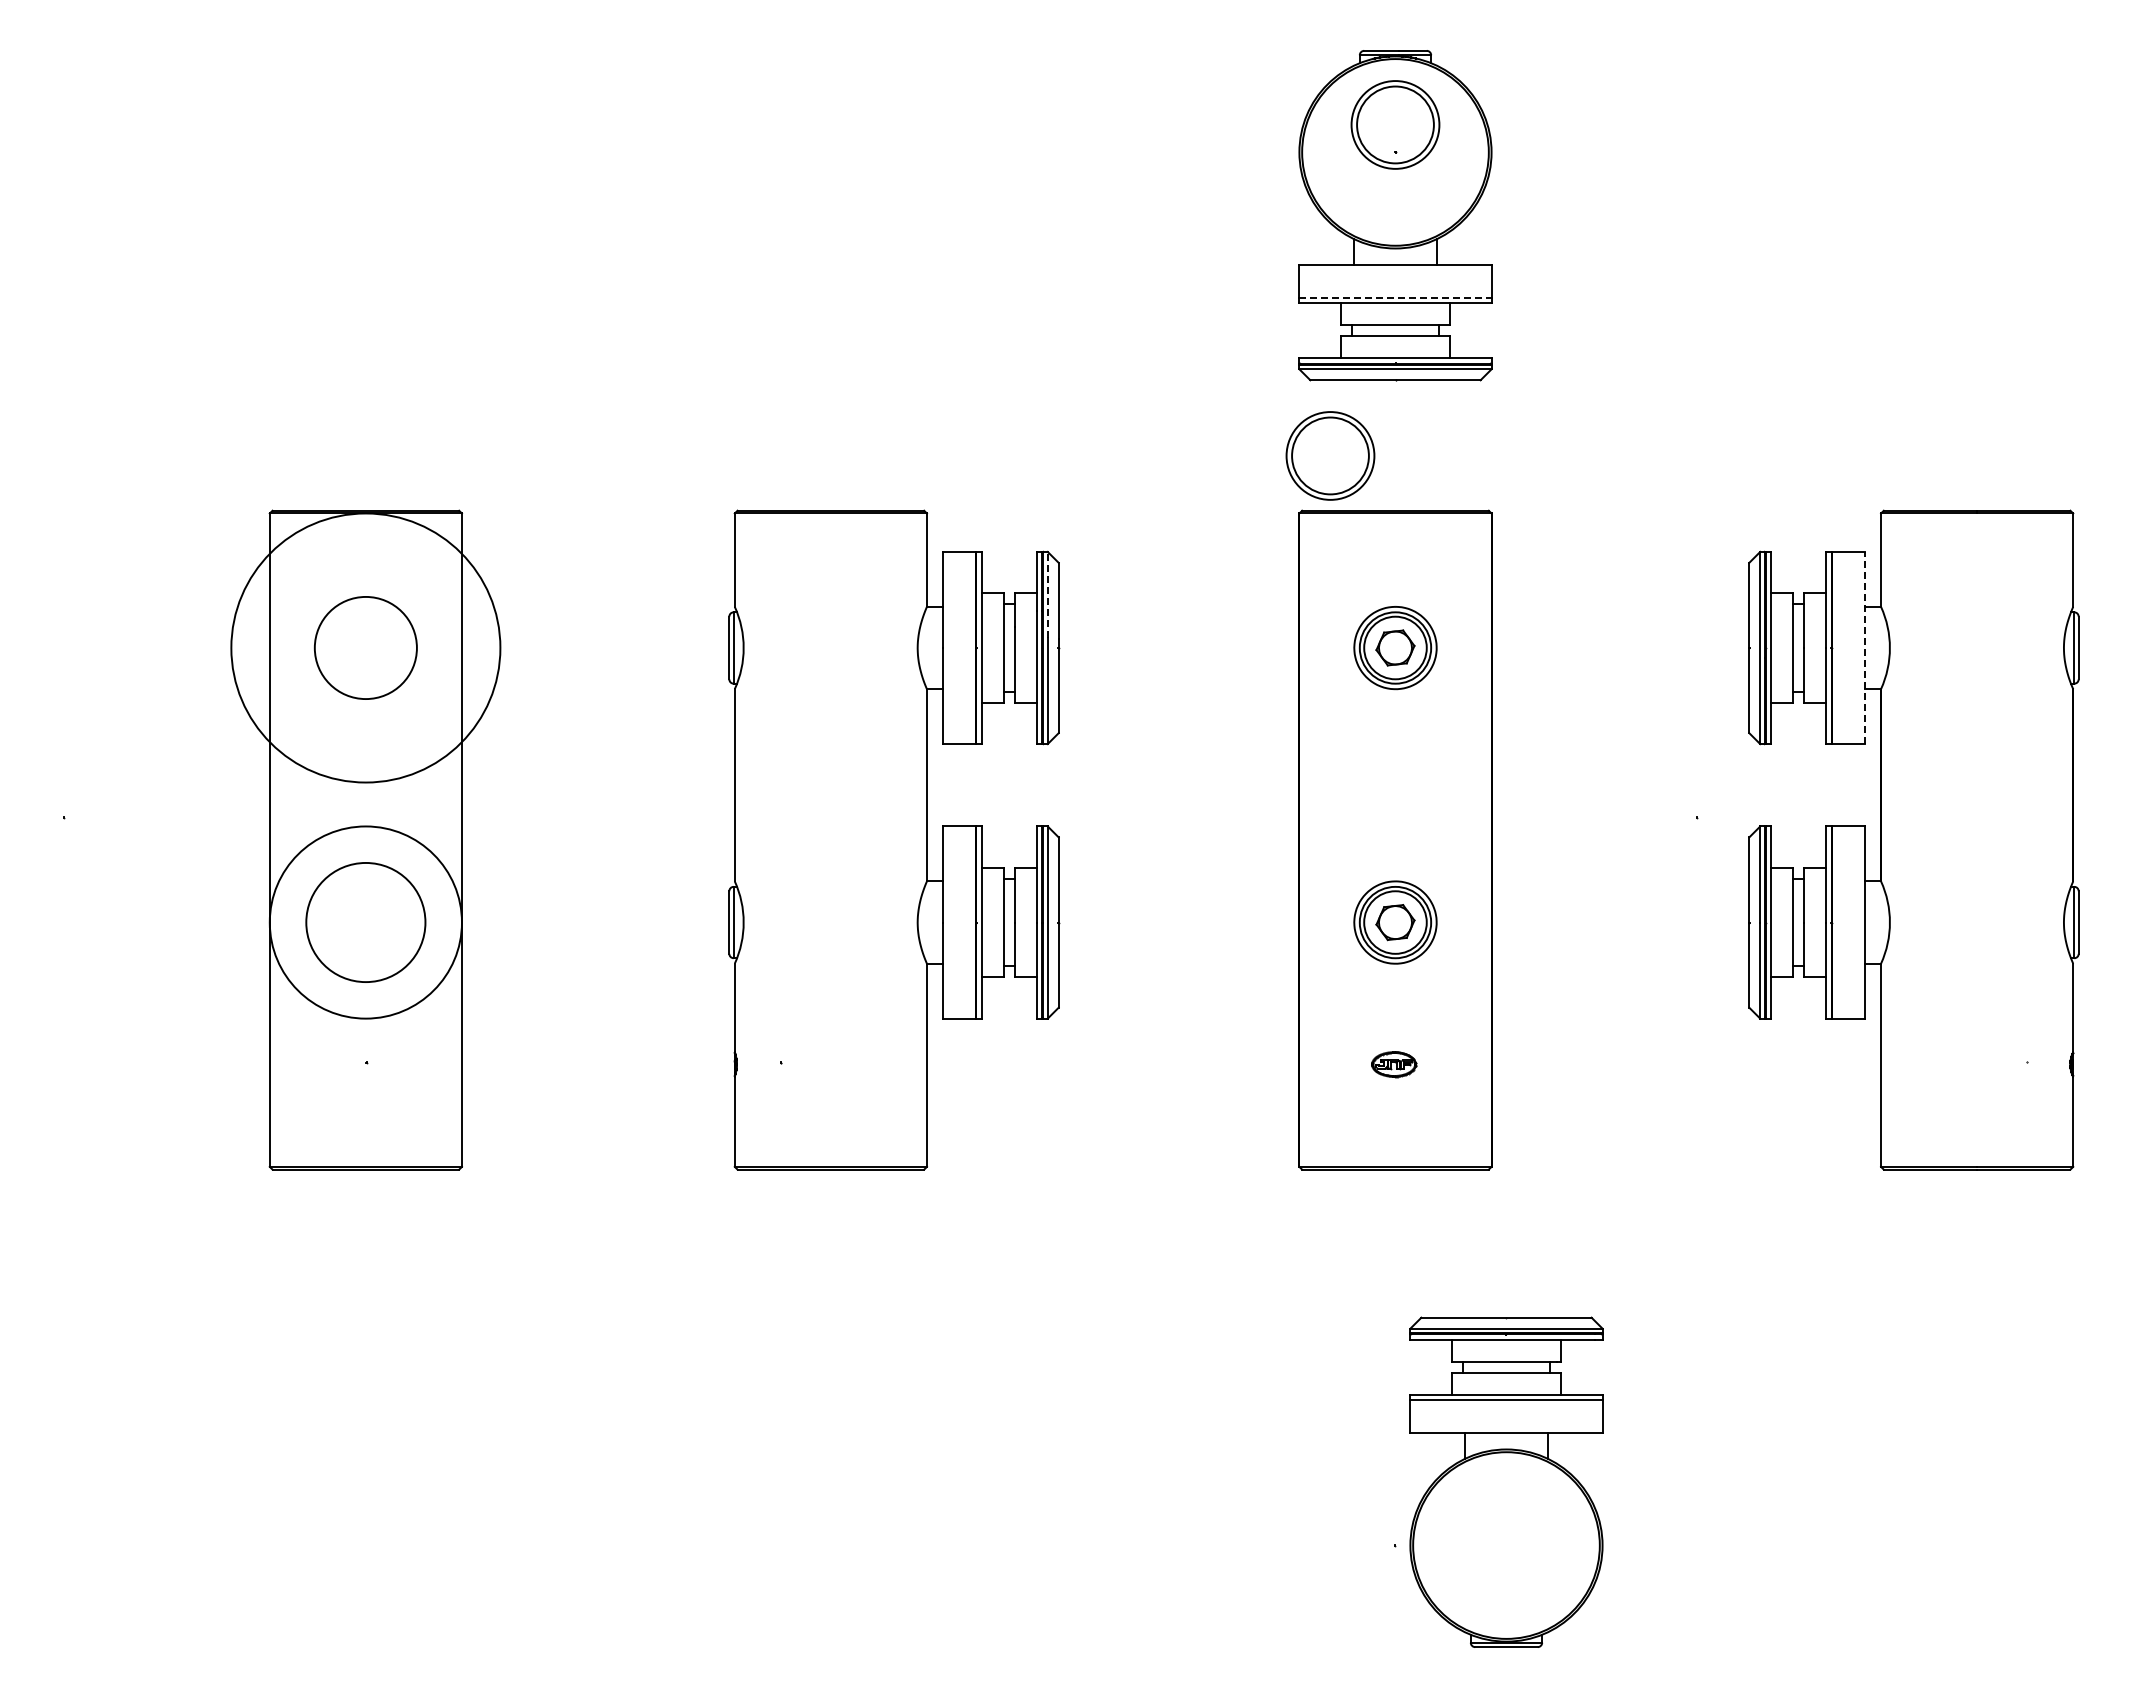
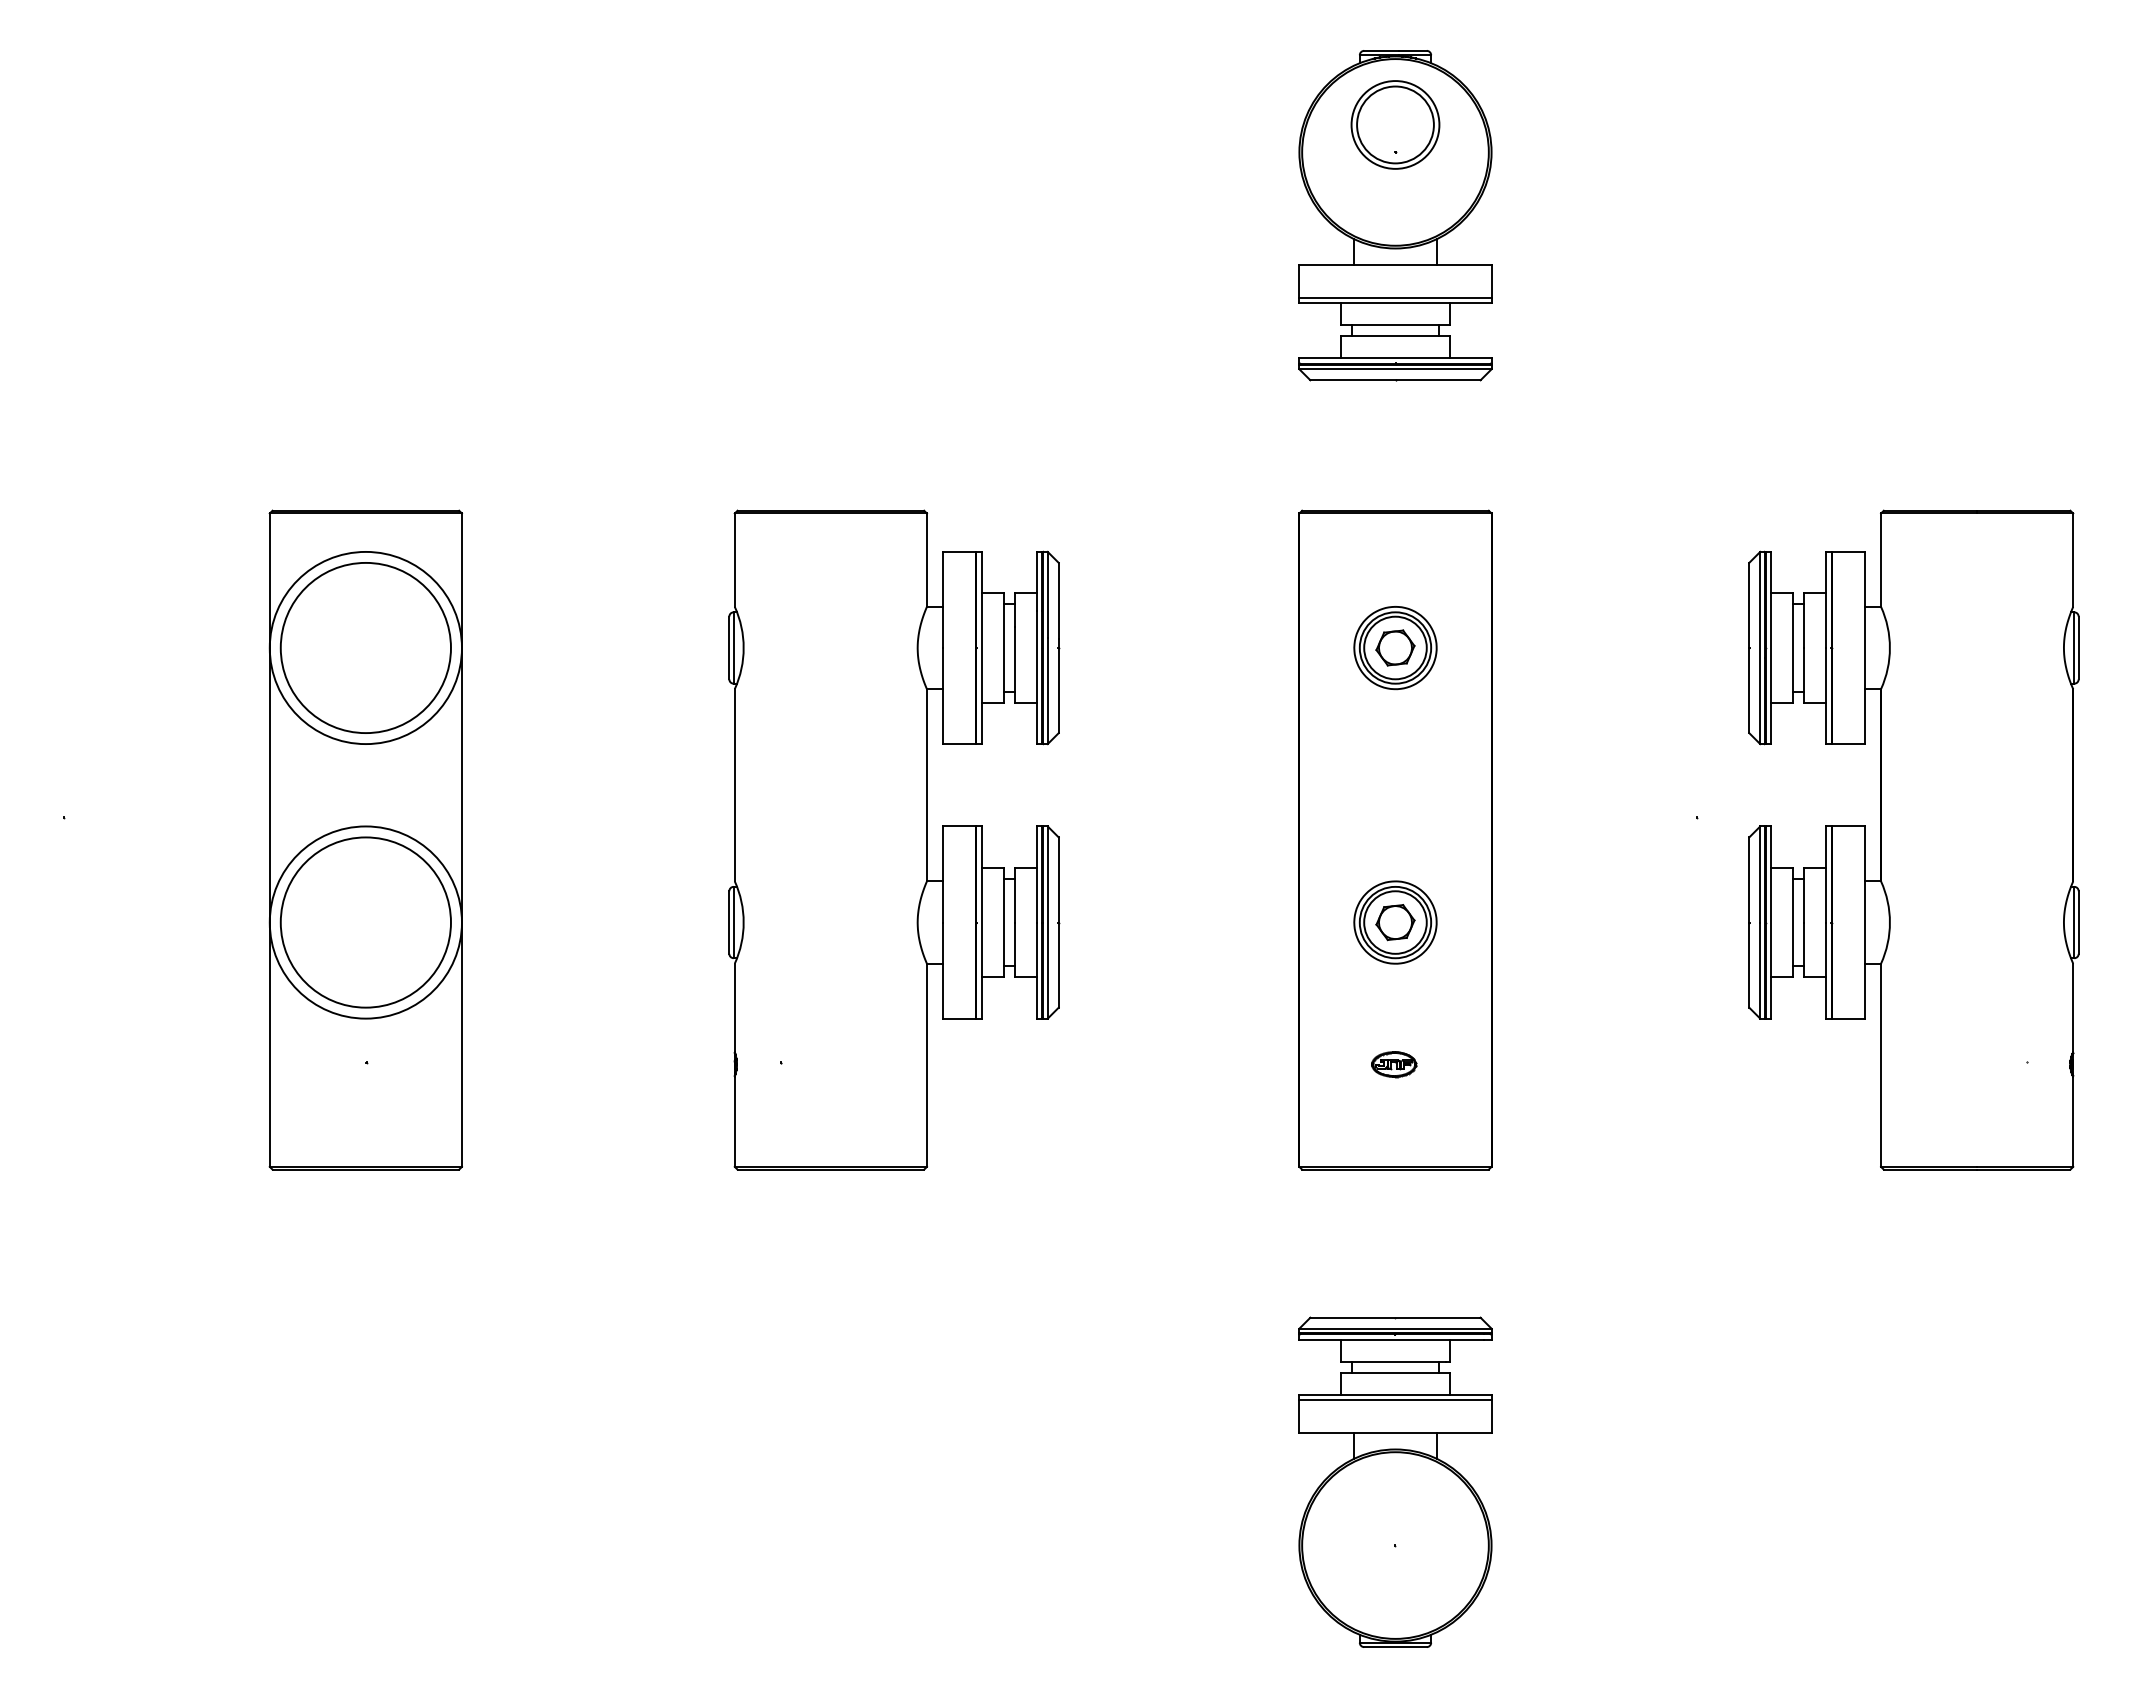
line: dashed -> solid (1395, 297)
part: present -> none (1330, 455)
line: dashed -> solid (1047, 594)
circle diameter: 102 px -> 170 px (365, 647)
circle diameter: 269 px -> 192 px (365, 647)
line: dashed -> solid (1864, 647)
circle diameter: 119 px -> 170 px (365, 922)
part position: (1506, 1481) -> (1395, 1481) (1395, 1481)
